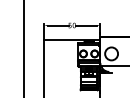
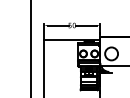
line position: (23, 48) -> (30, 48) (30, 48)
